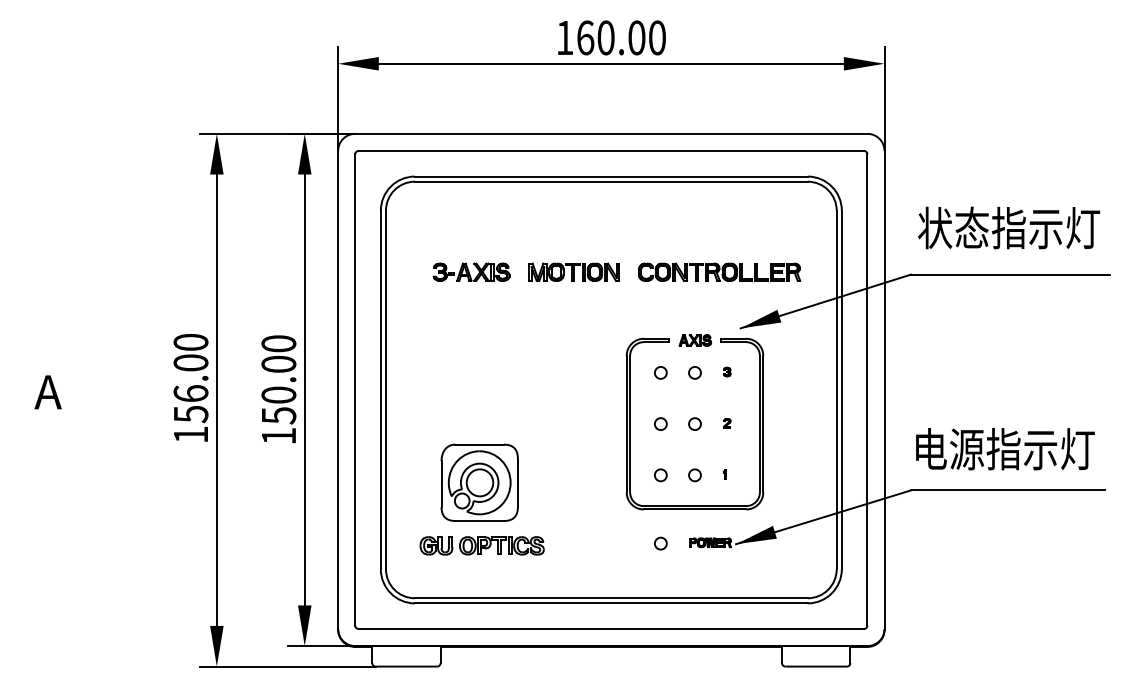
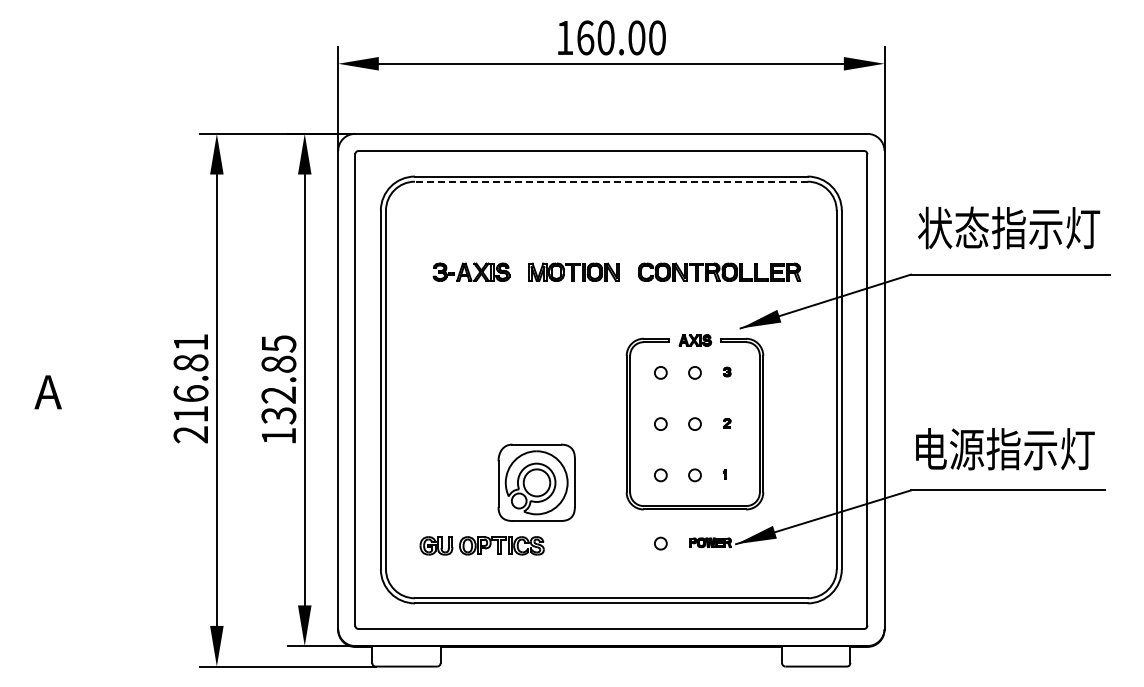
line: solid -> dashed (610, 181)
text: 150.00 -> 132.85 (278, 379)
text: 156.00 -> 216.81 (190, 388)
part position: (479, 482) -> (536, 482) (536, 482)
